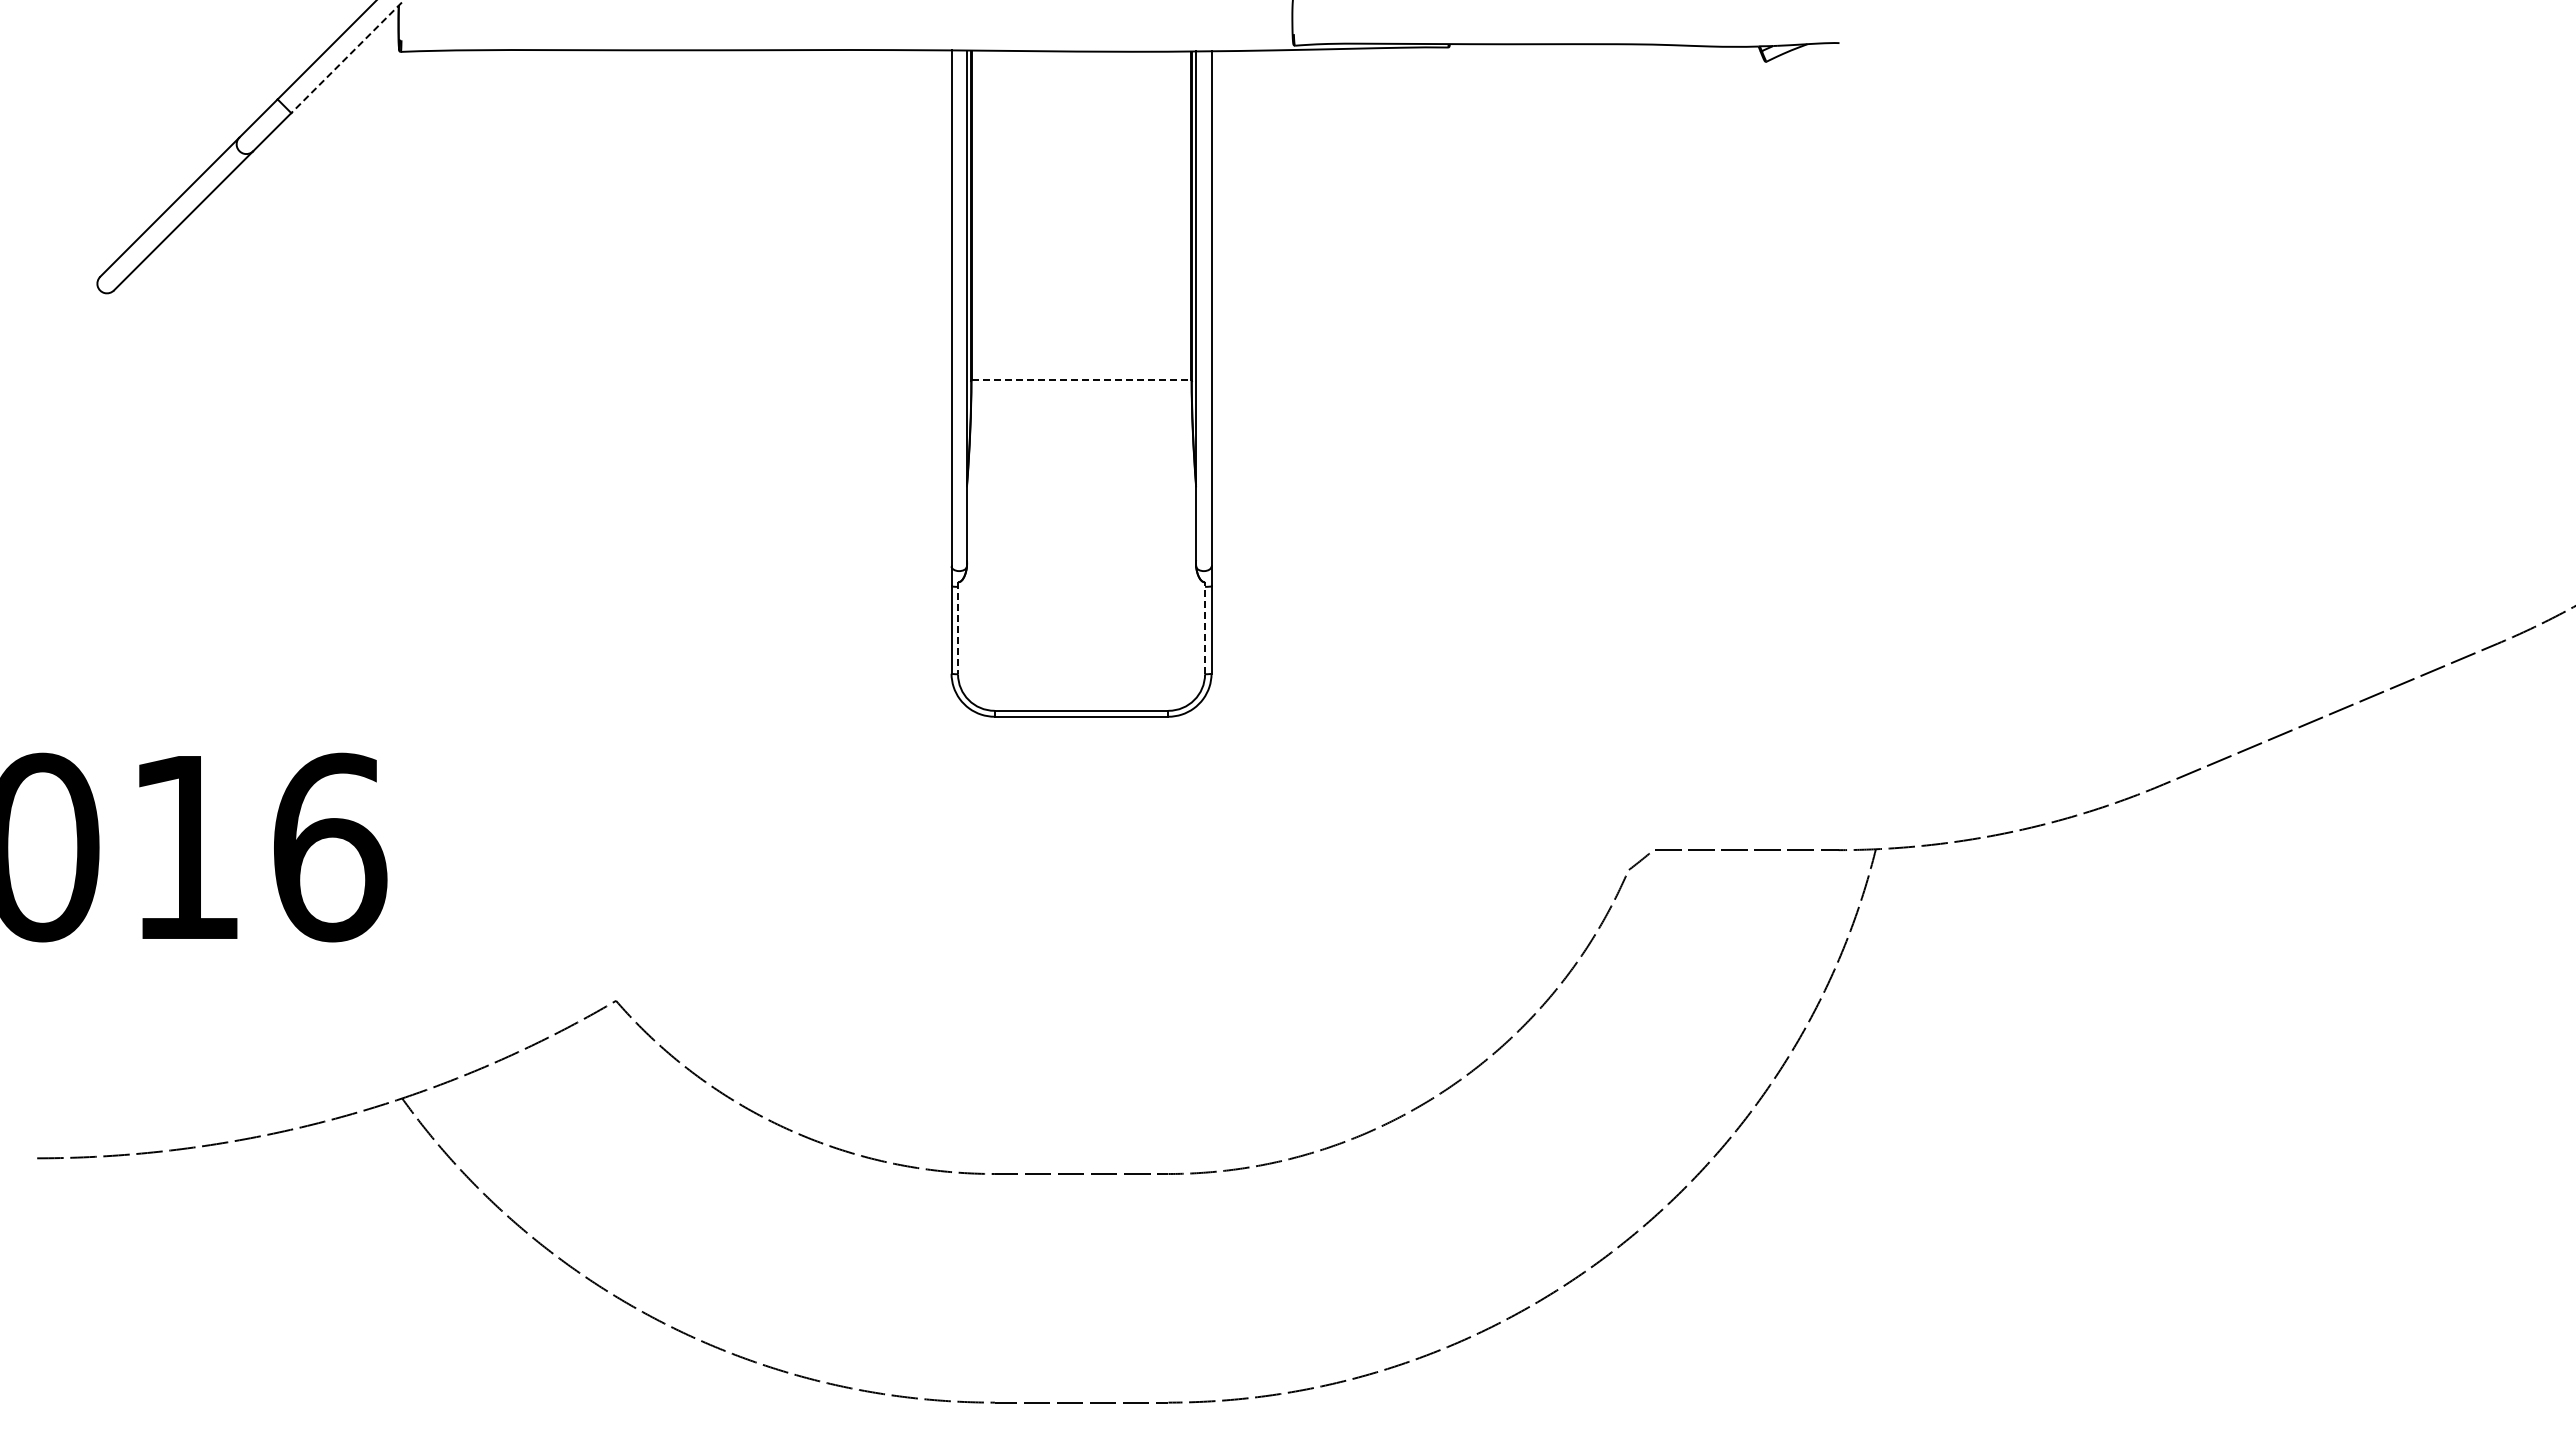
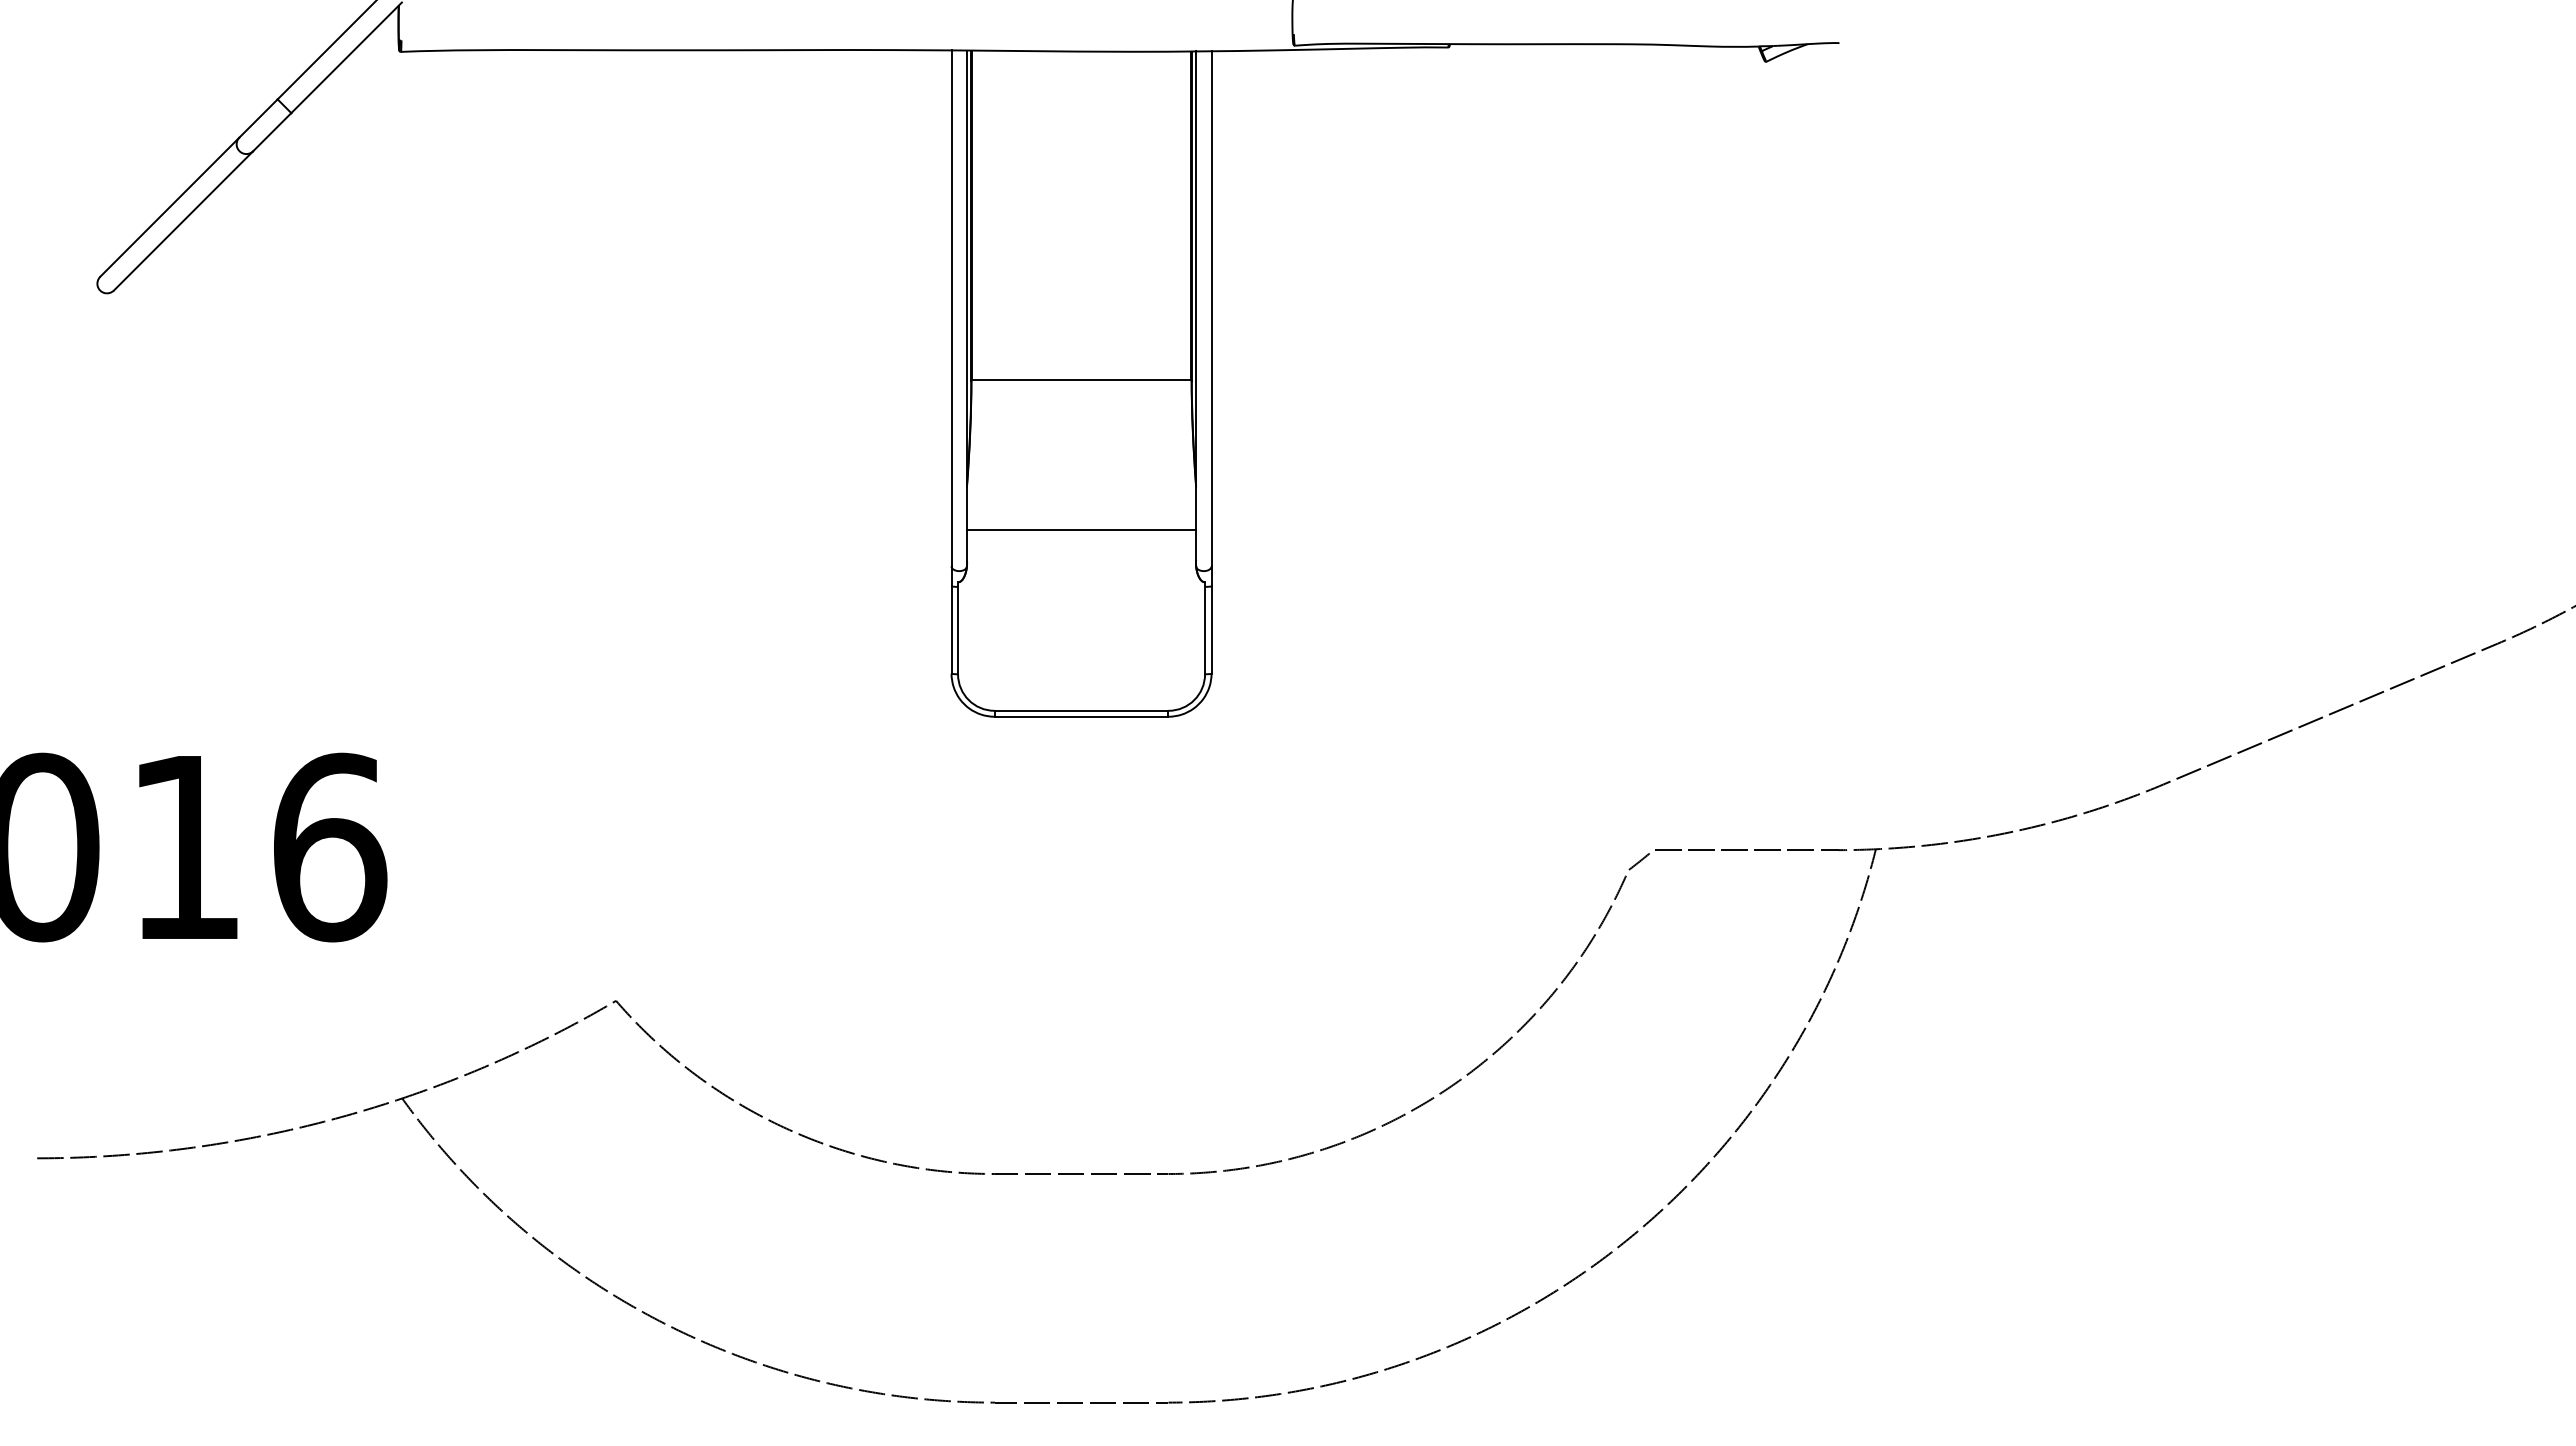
line: dashed -> solid (346, 58)
line: dashed -> solid (1081, 380)
line: none -> present (1081, 530)
line: dashed -> solid (1205, 627)
line: dashed -> solid (958, 628)
